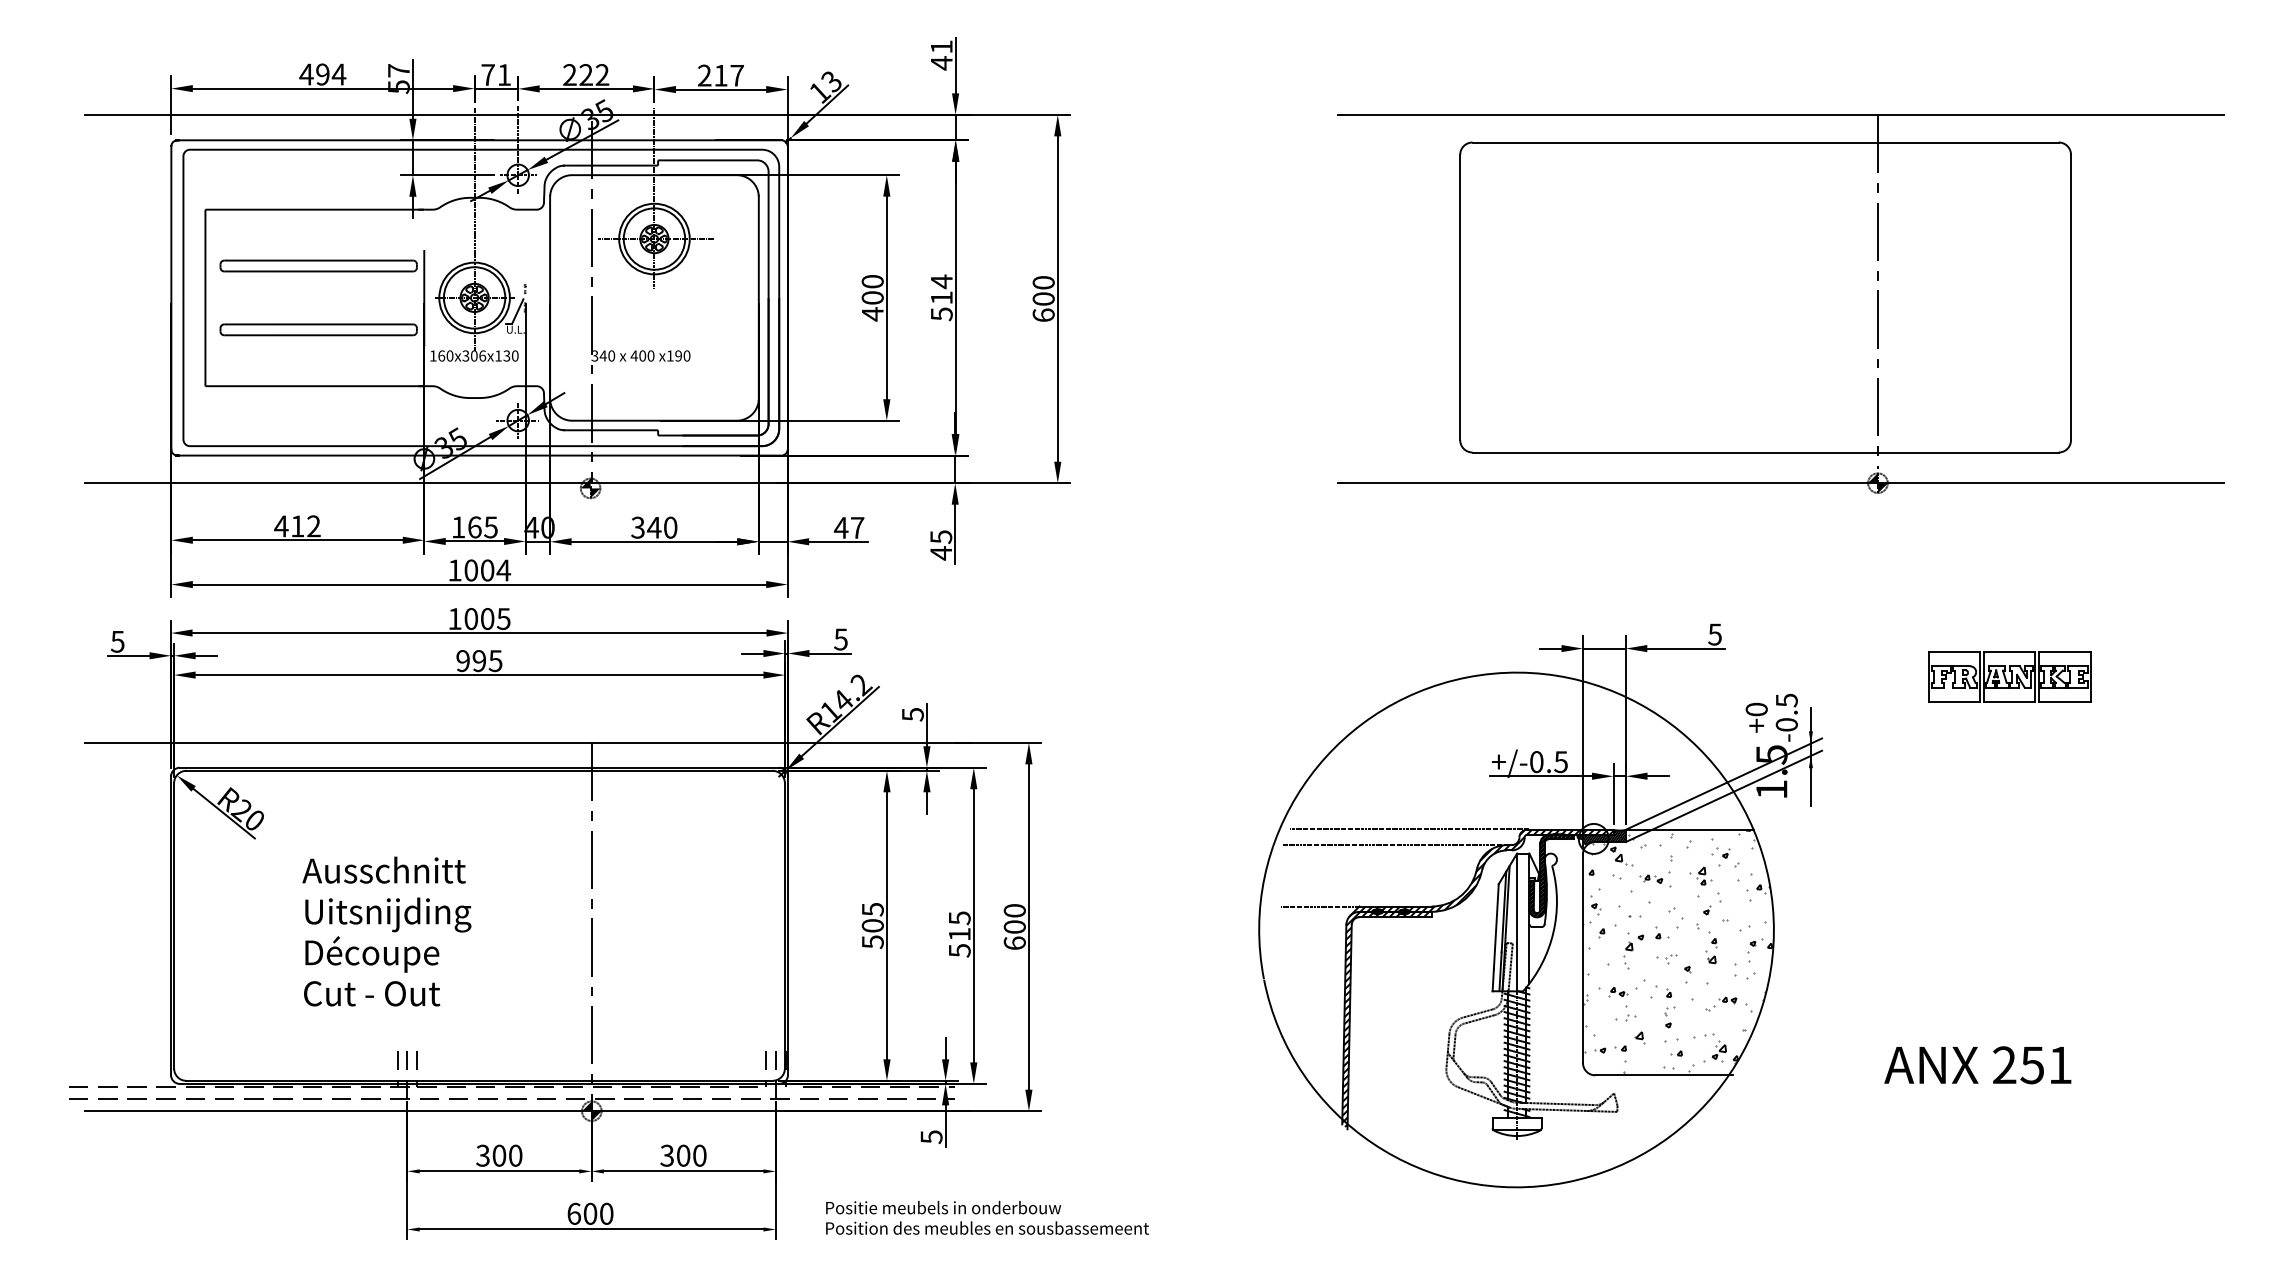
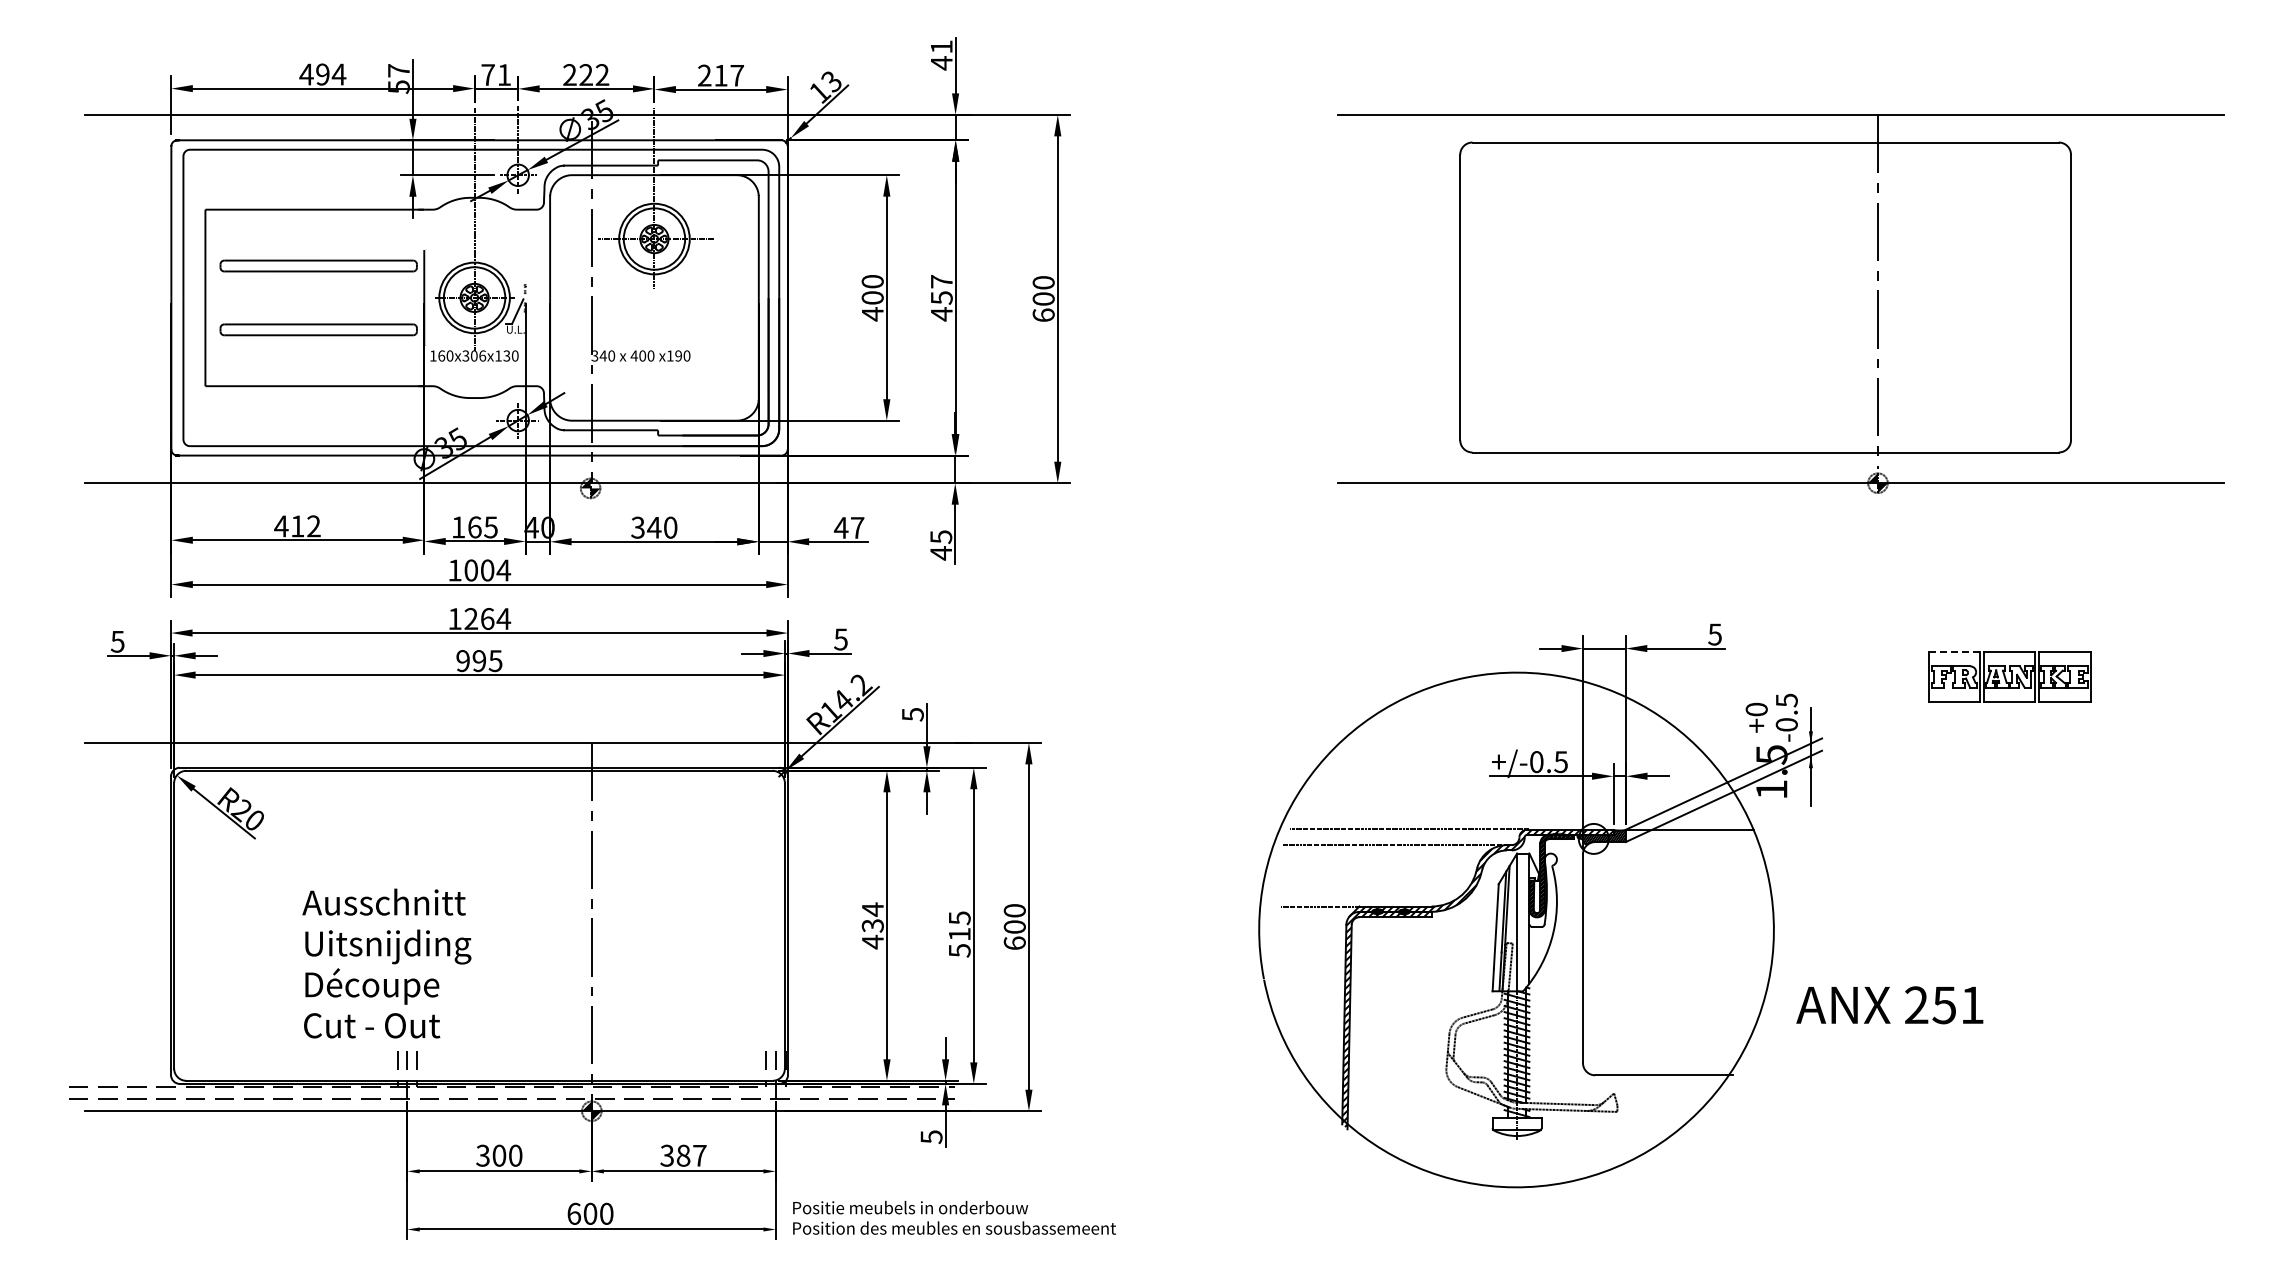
text: 514 -> 457 (941, 297)
text: 1005 -> 1264 (487, 619)
line: solid -> dashed (1955, 651)
text: 505 -> 434 (872, 925)
text position: (386, 931) -> (386, 963) (386, 963)
hatch: present -> none (1677, 951)
text position: (1977, 1065) -> (1889, 1005) (1889, 1005)
text: 300 -> 387 (691, 1155)
text position: (987, 1217) -> (954, 1217) (954, 1217)
